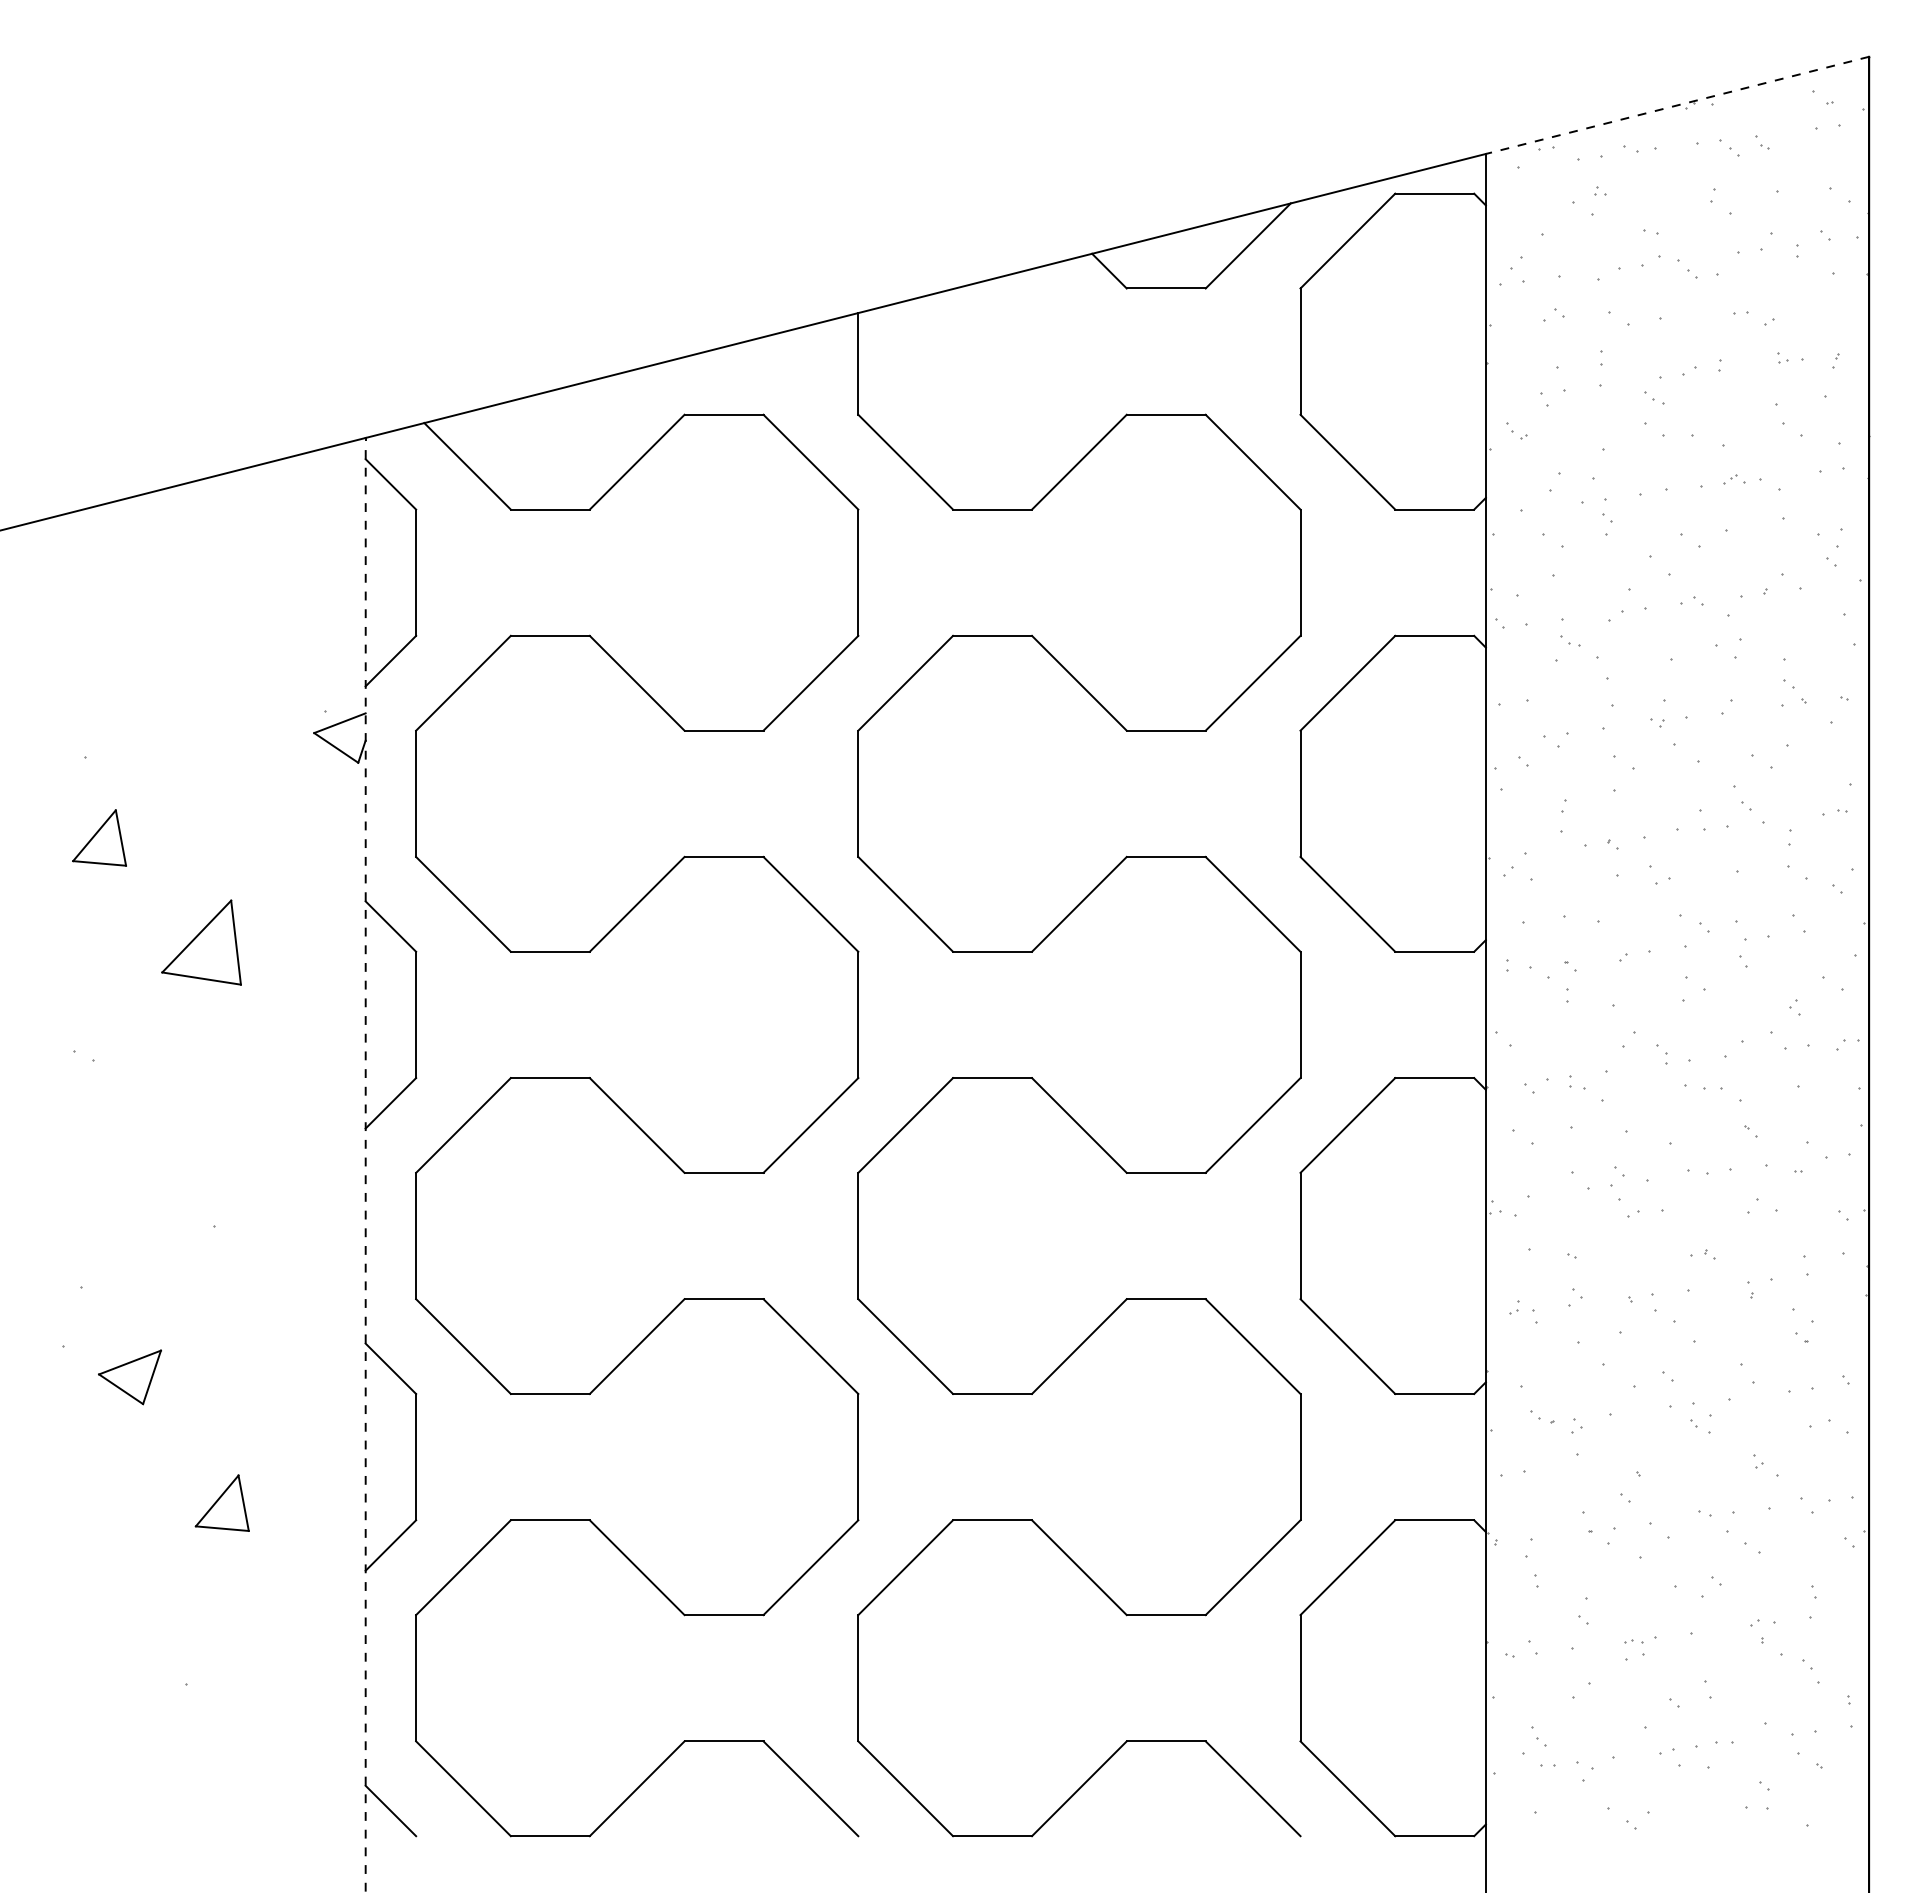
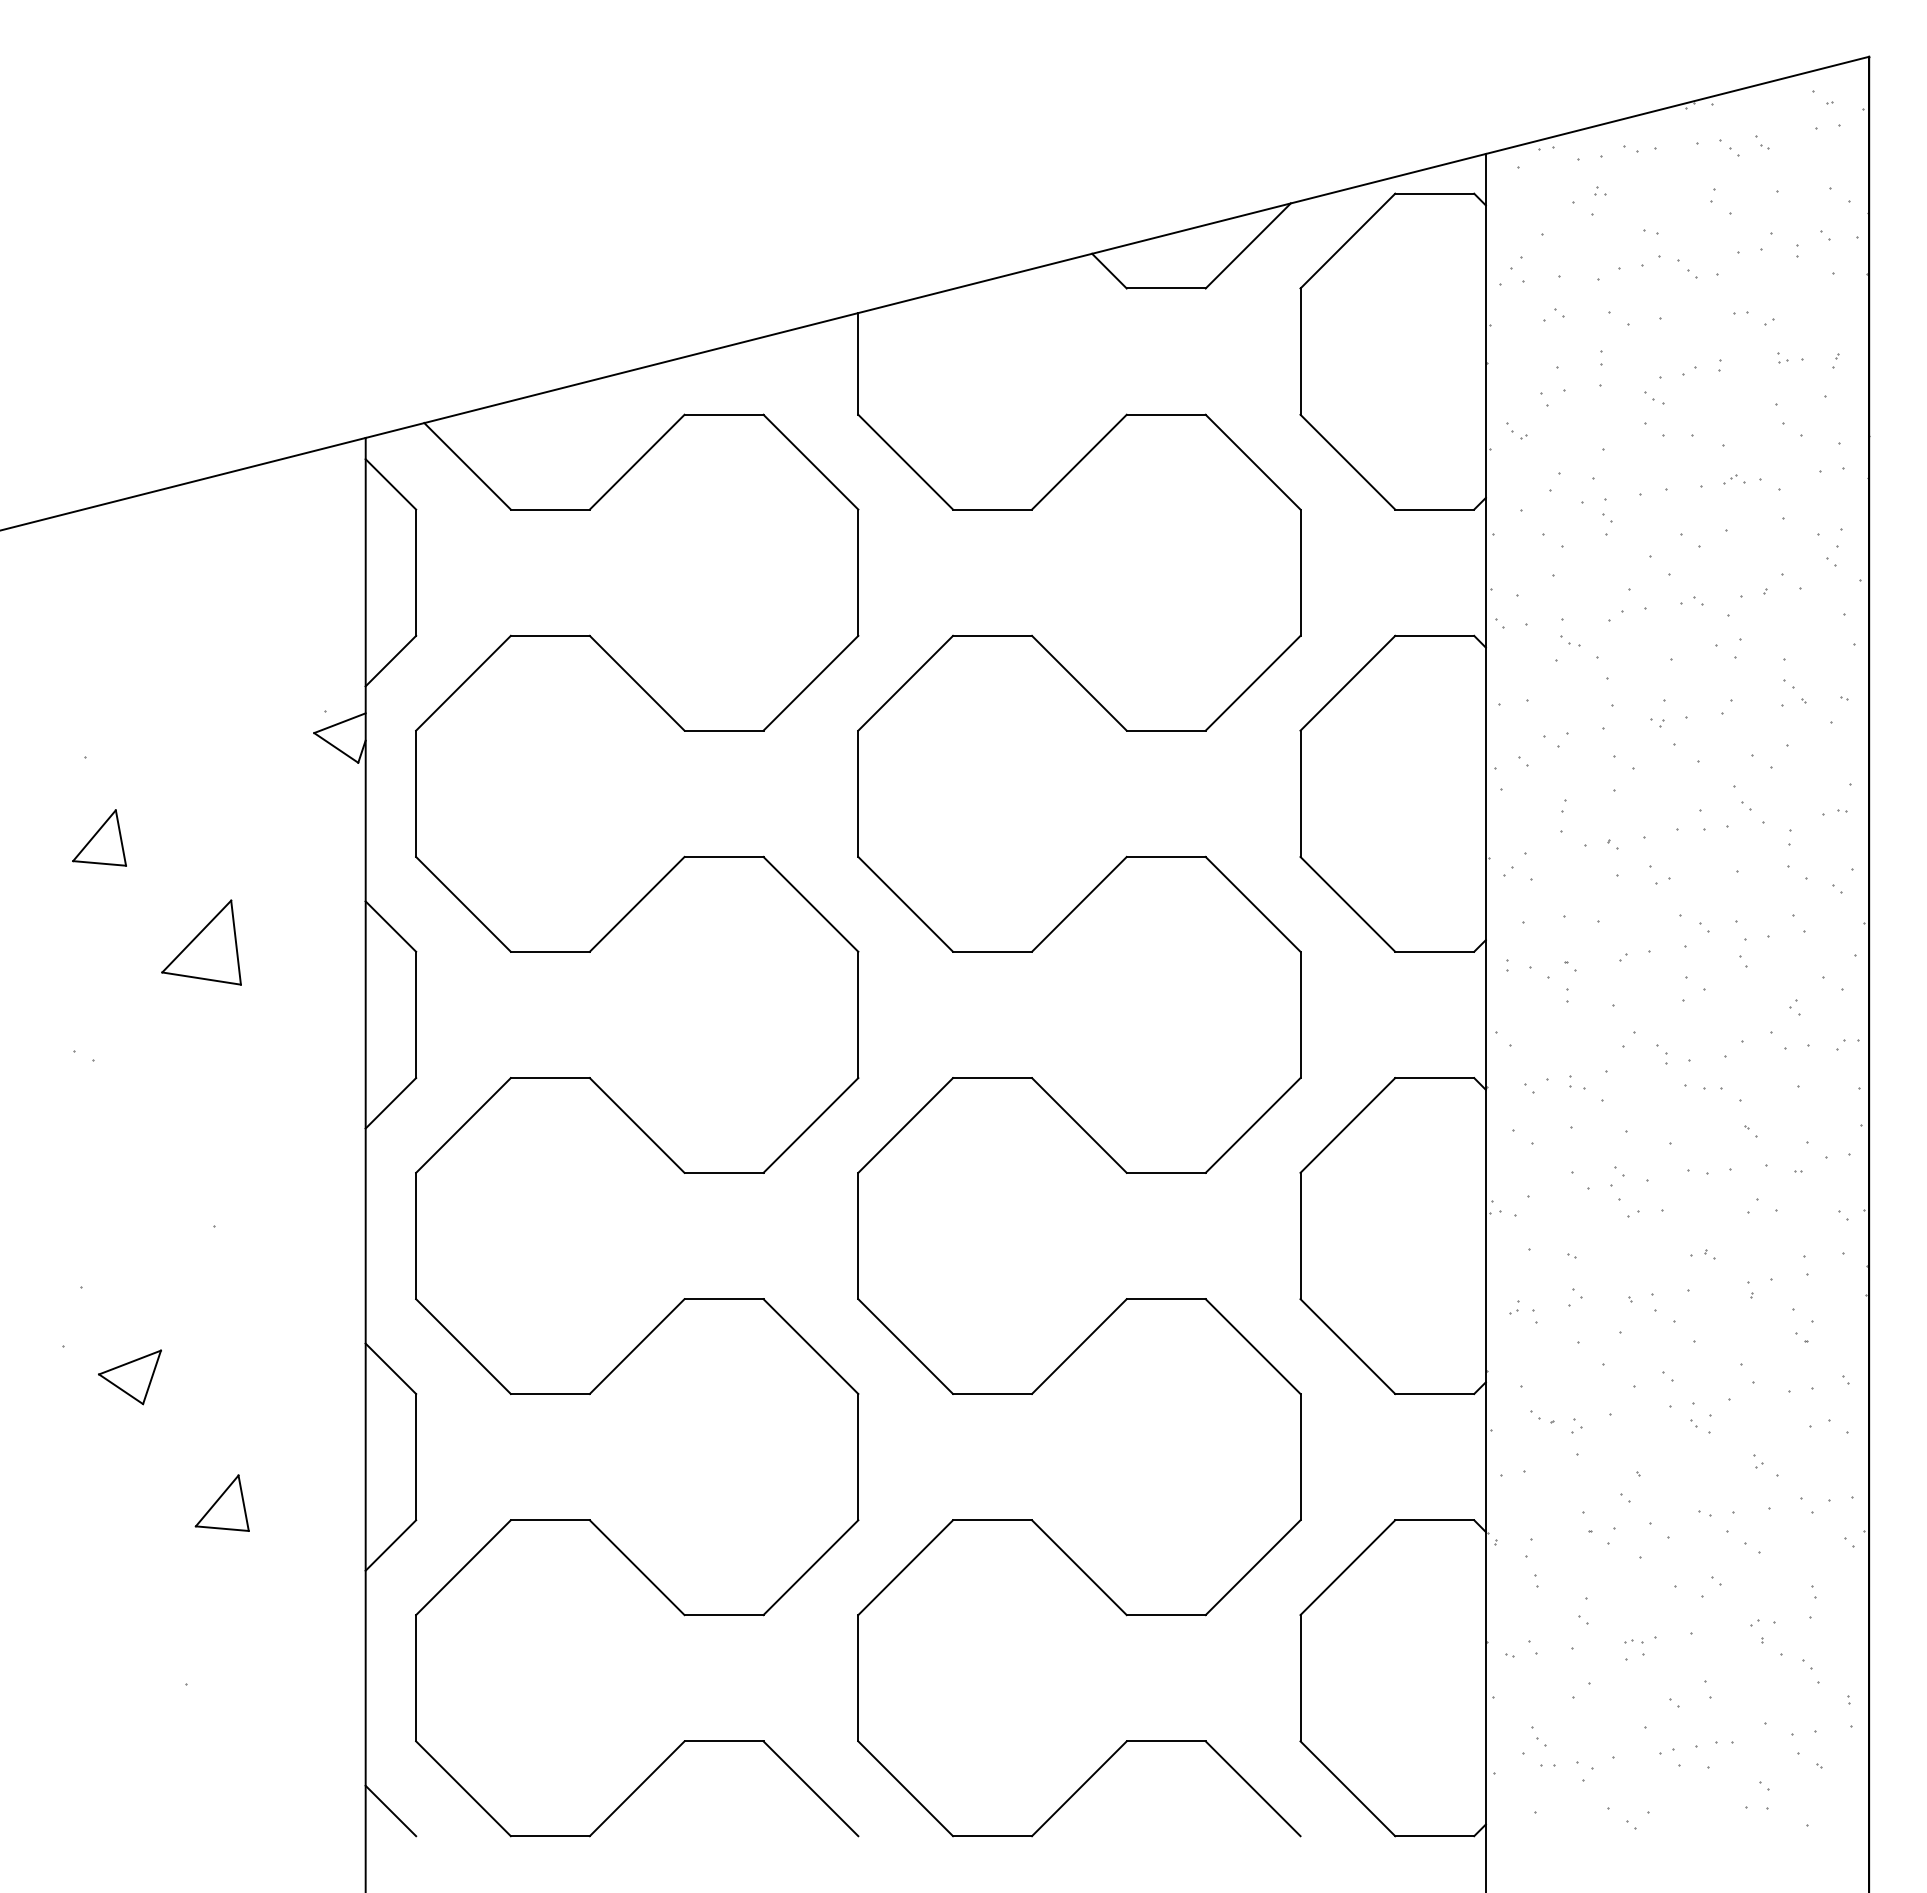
line: dashed -> solid (1677, 105)
line: dashed -> solid (365, 1164)
